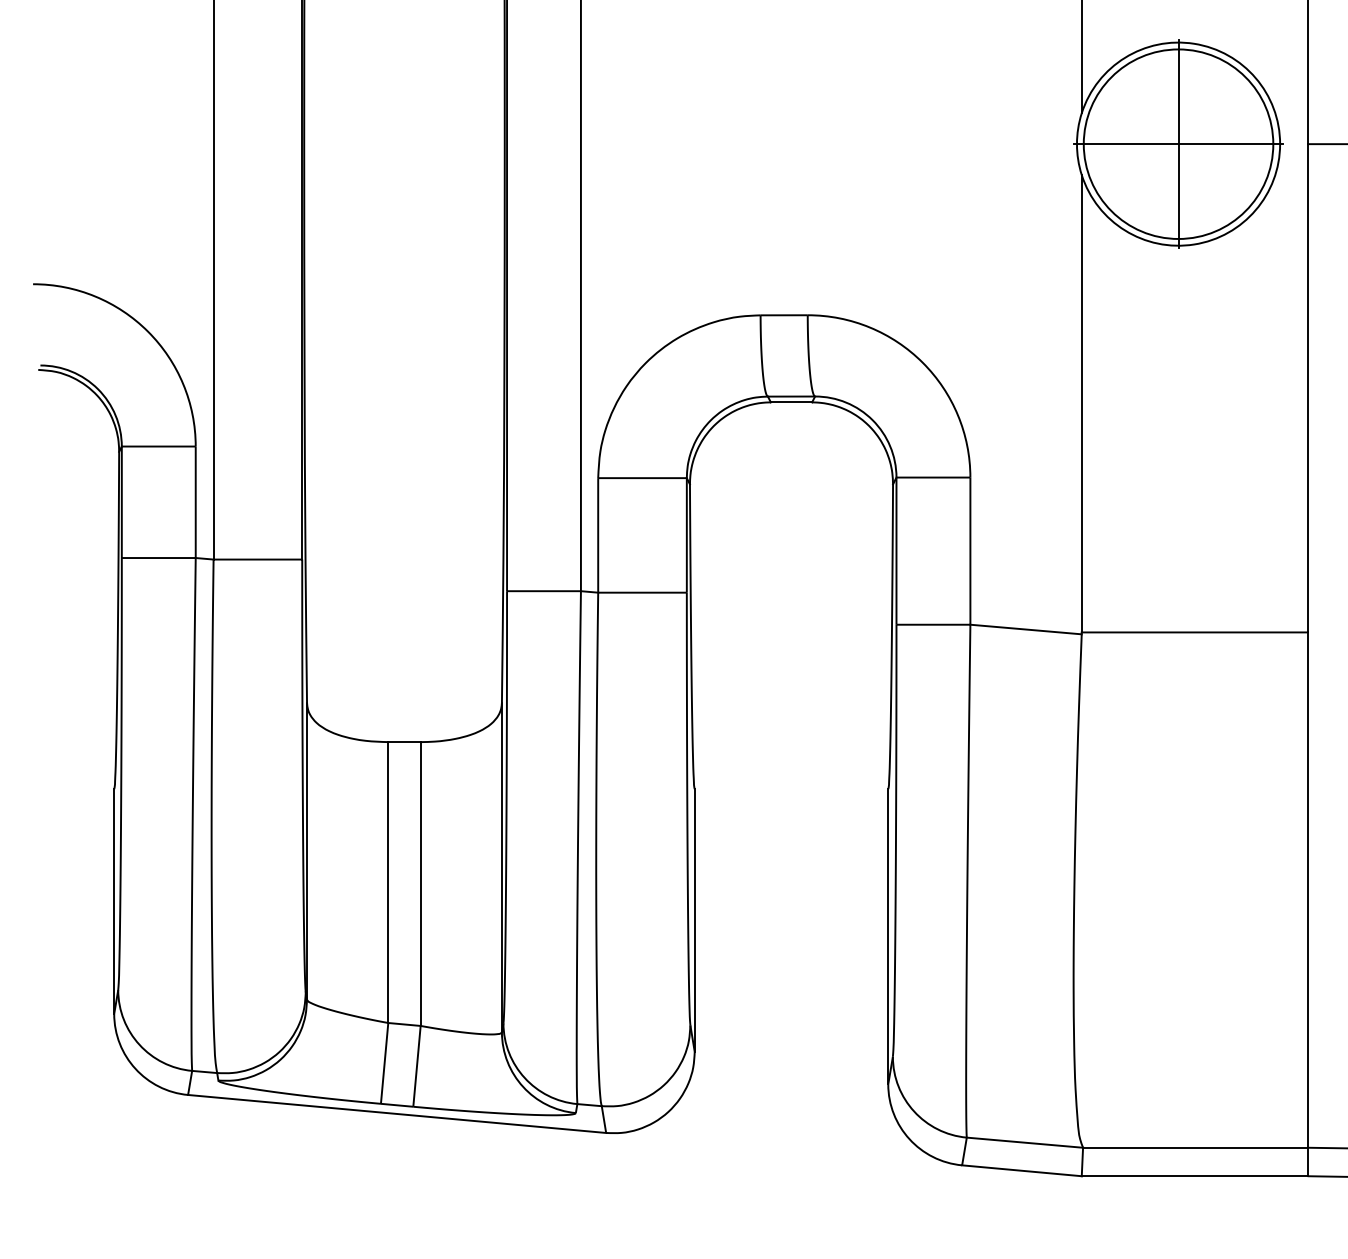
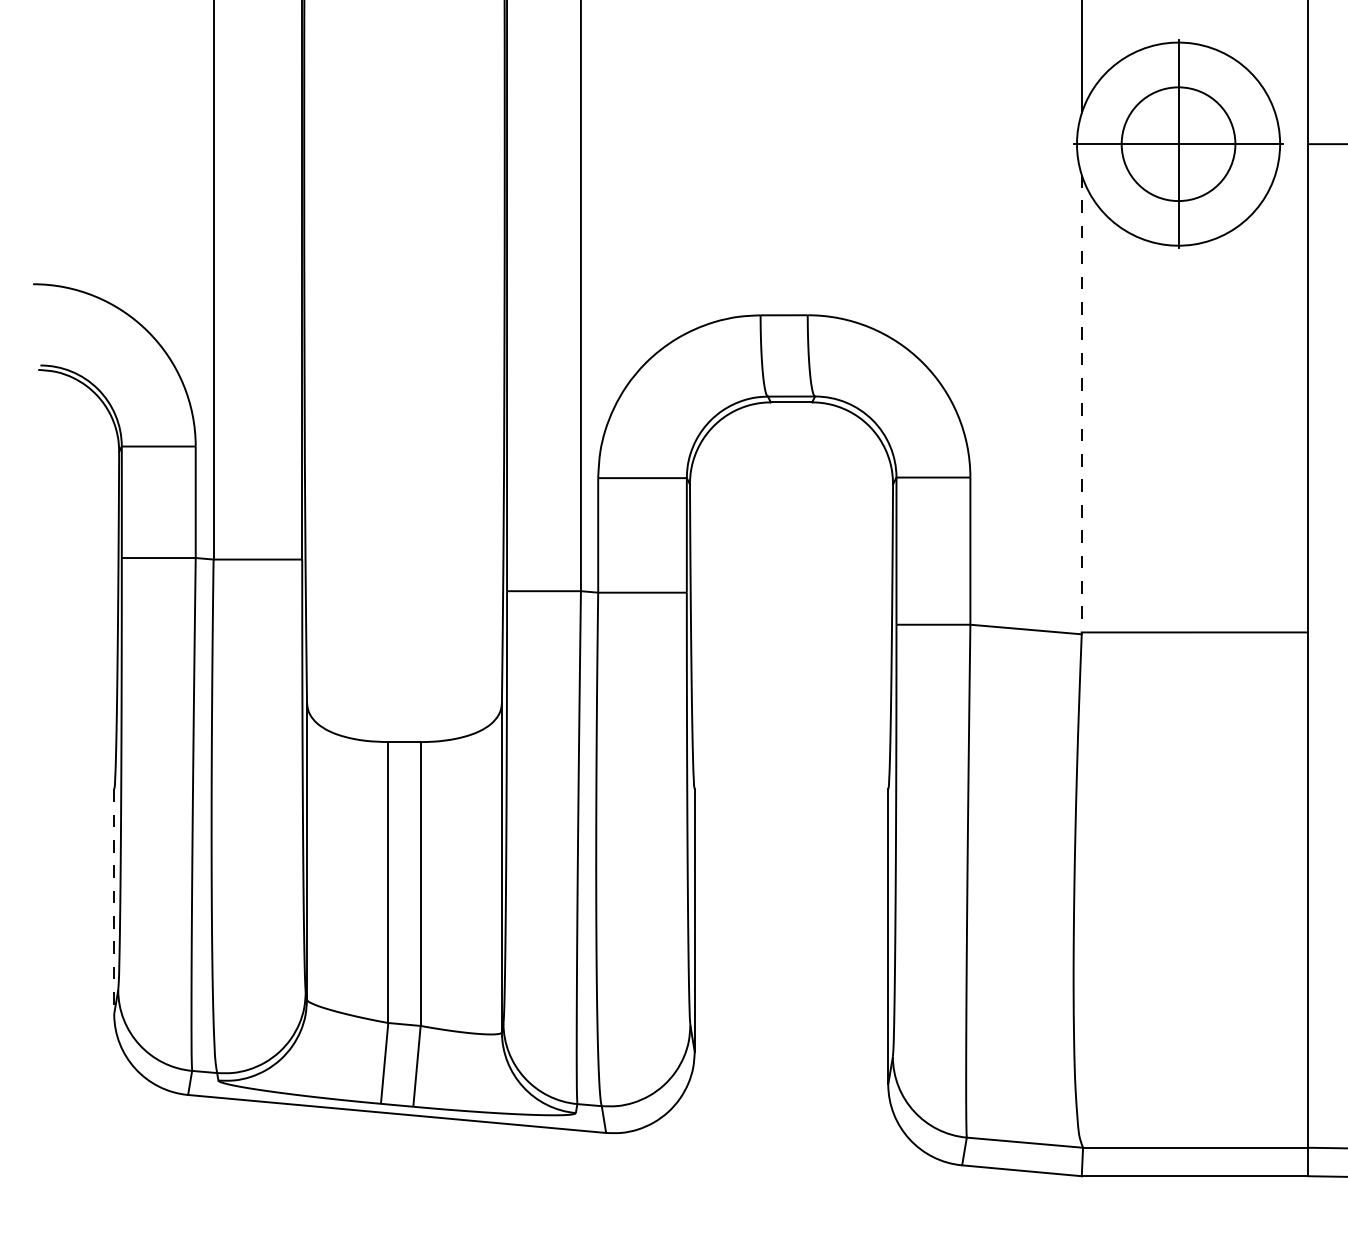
circle diameter: 190 px -> 114 px (1178, 144)
line: solid -> dashed (1081, 403)
line: solid -> dashed (114, 902)
